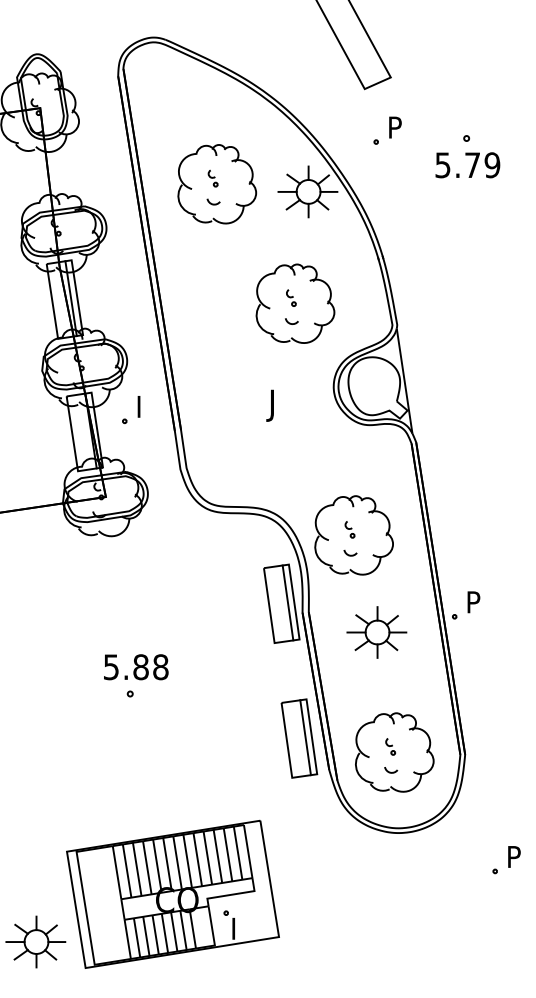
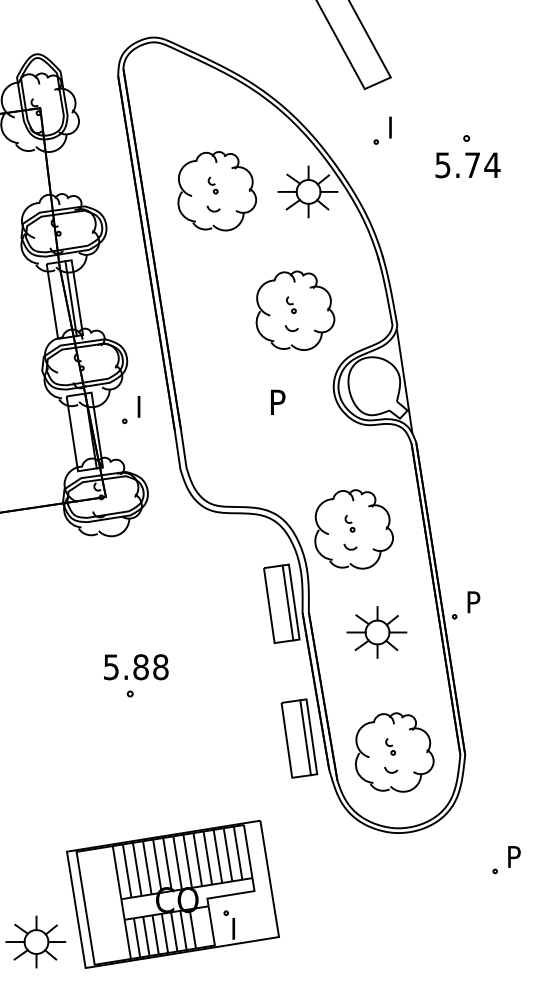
text: P -> I (396, 122)
text: 5.79 -> 5.74 (492, 165)
part position: (217, 184) -> (217, 191) (217, 191)
part position: (295, 303) -> (295, 310) (295, 310)
text: J -> P (275, 405)
part position: (353, 535) -> (353, 529) (353, 529)
